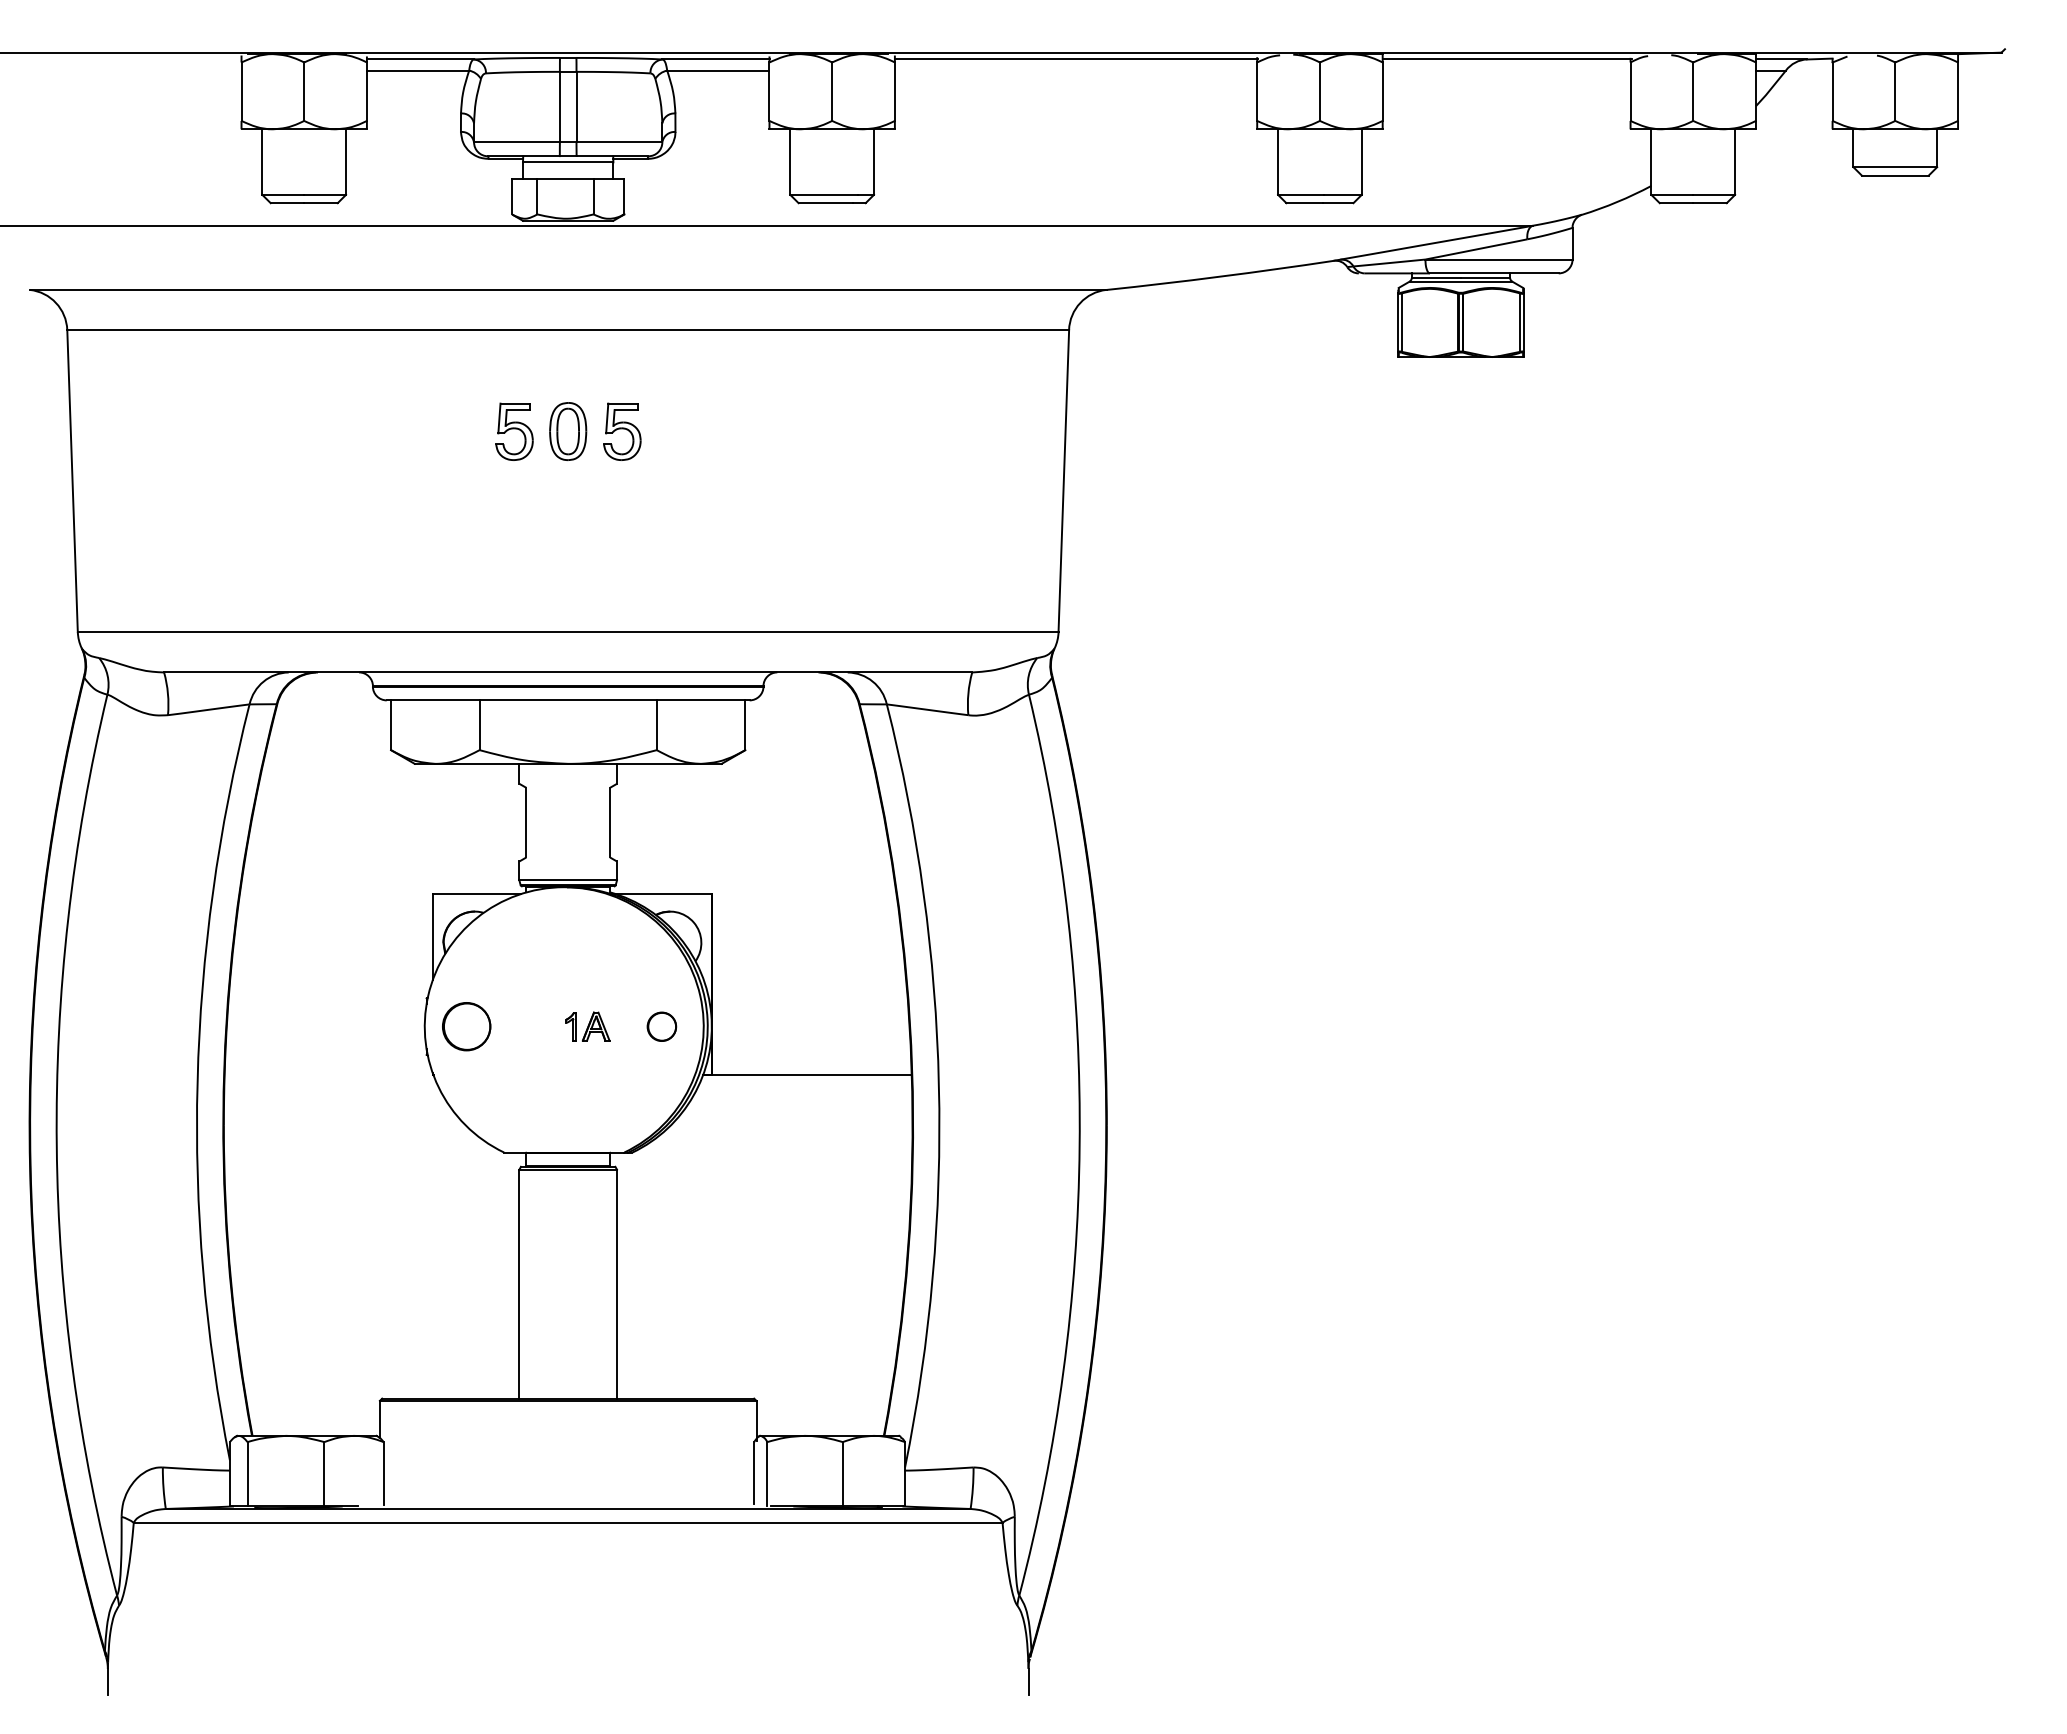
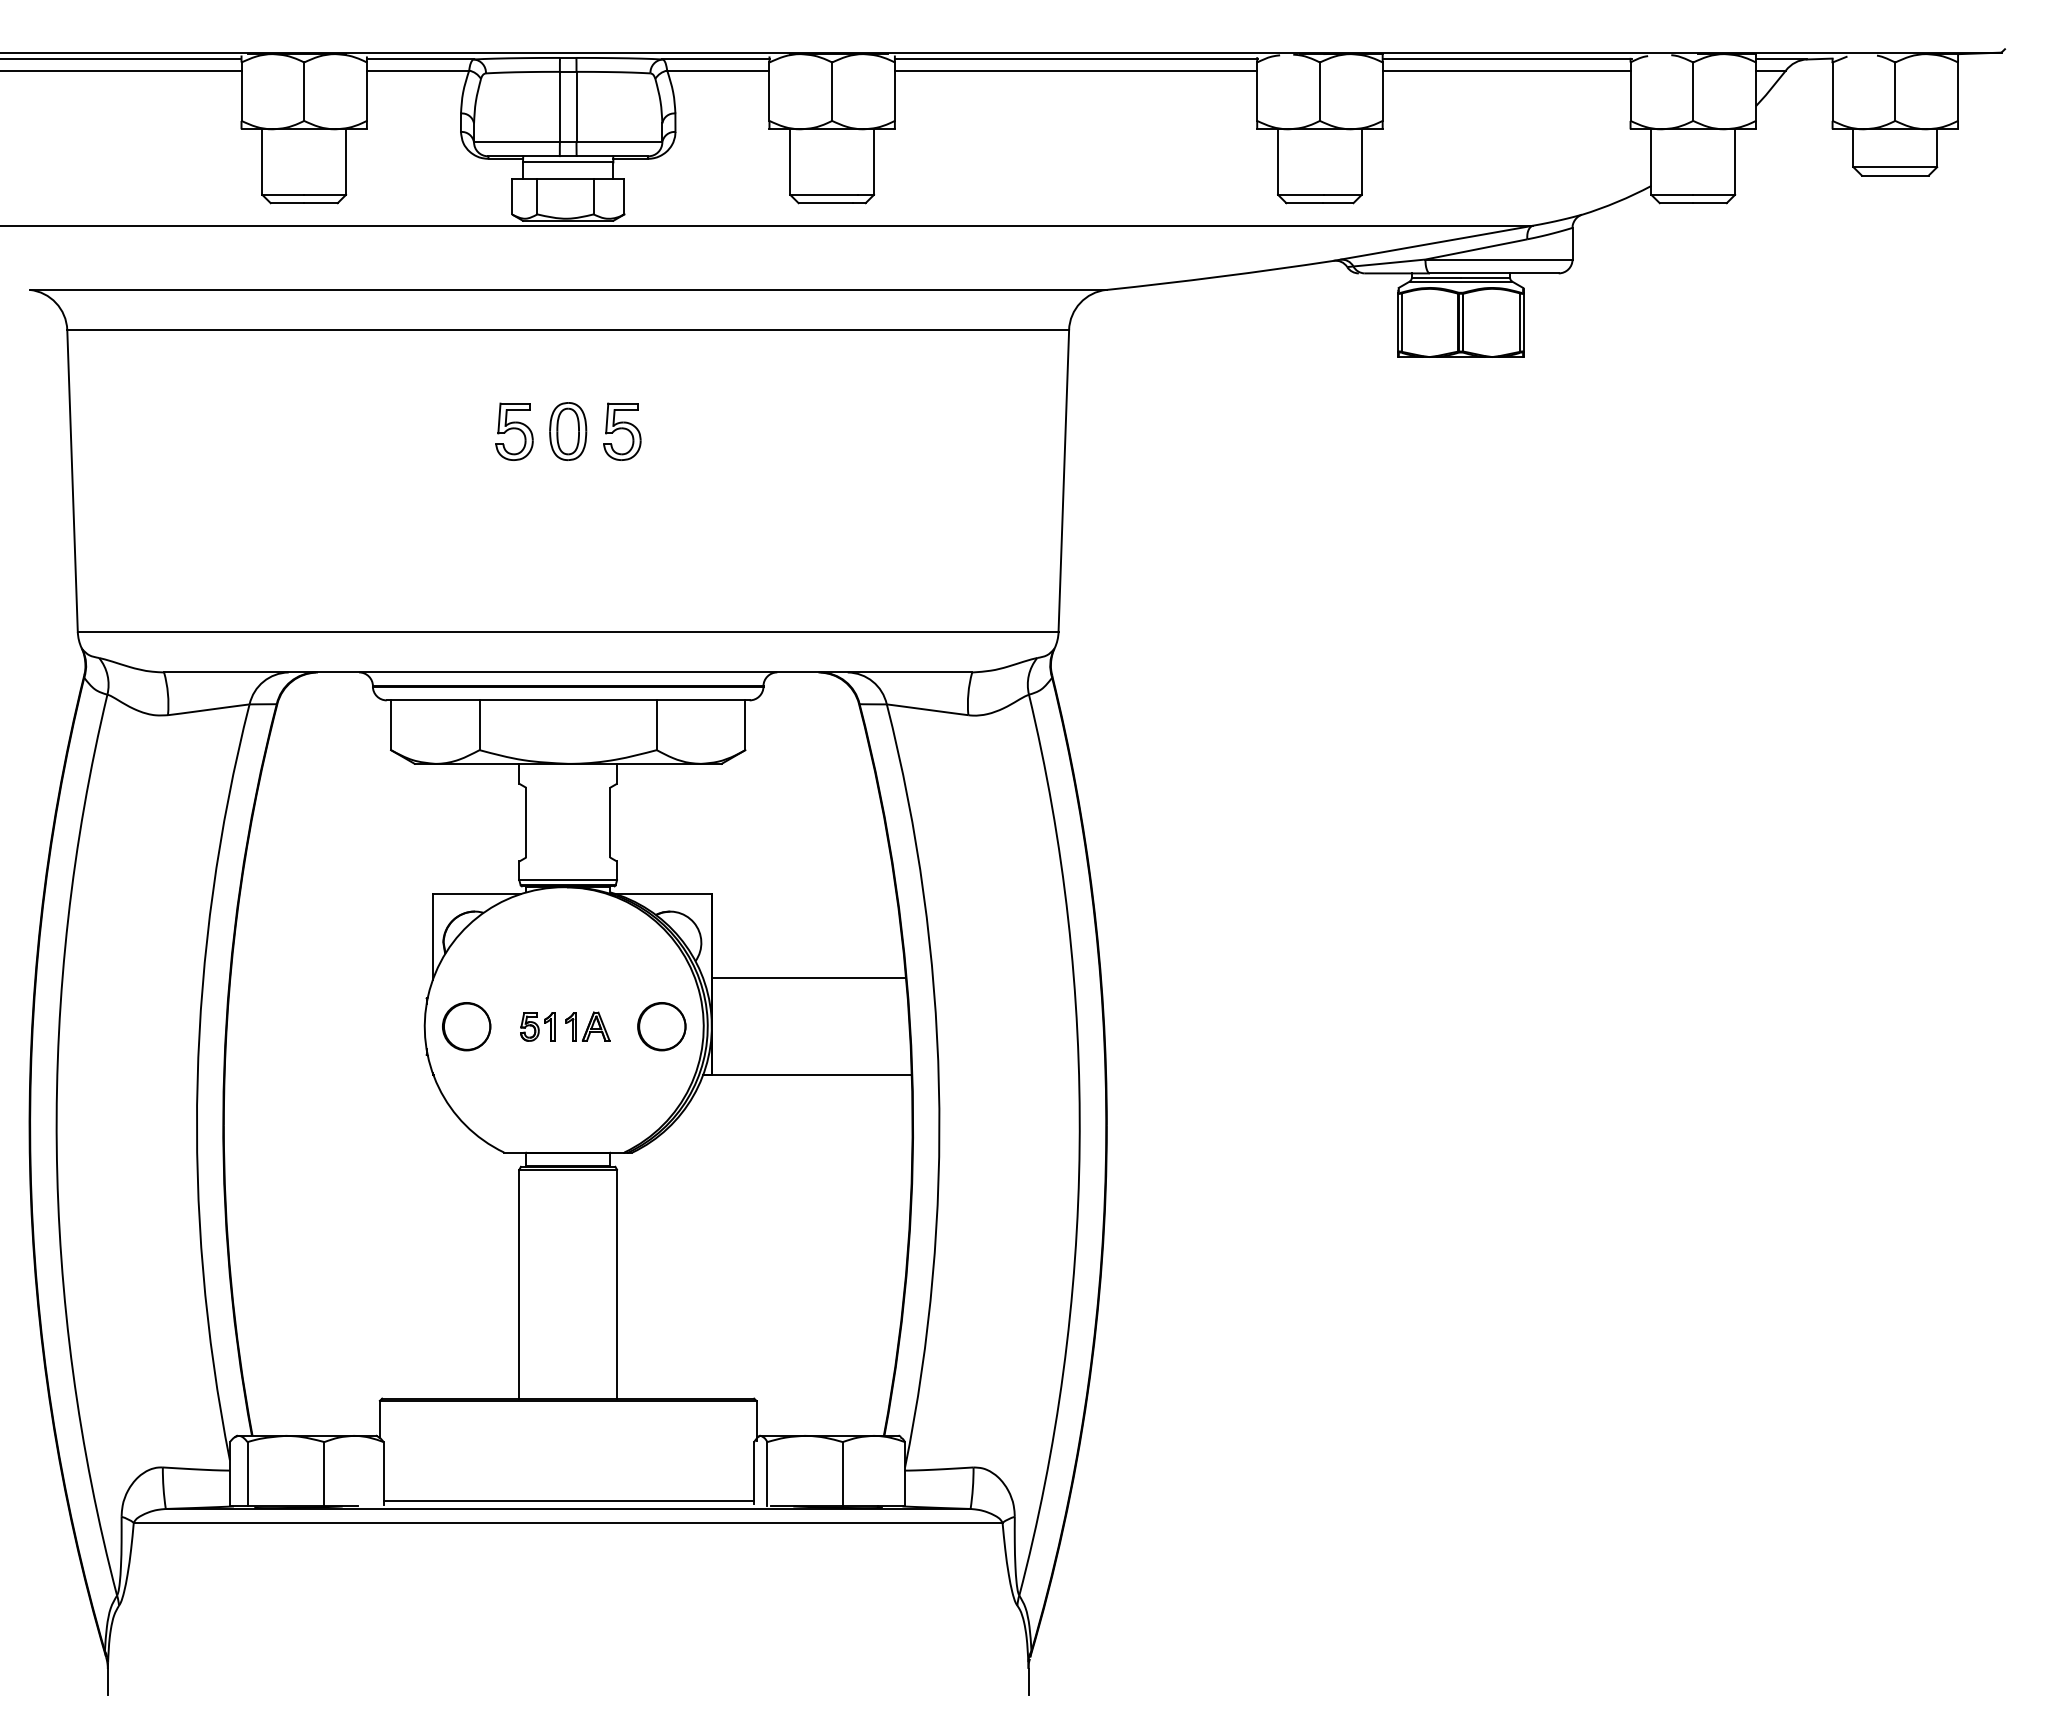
line: none -> present (121, 59)
line: none -> present (121, 70)
line: none -> present (1075, 70)
line: none -> present (1506, 70)
line: none -> present (809, 977)
part: none -> present (537, 1026)
circle size: 32x31 px -> 50x50 px (661, 1026)
line: none -> present (568, 1501)
